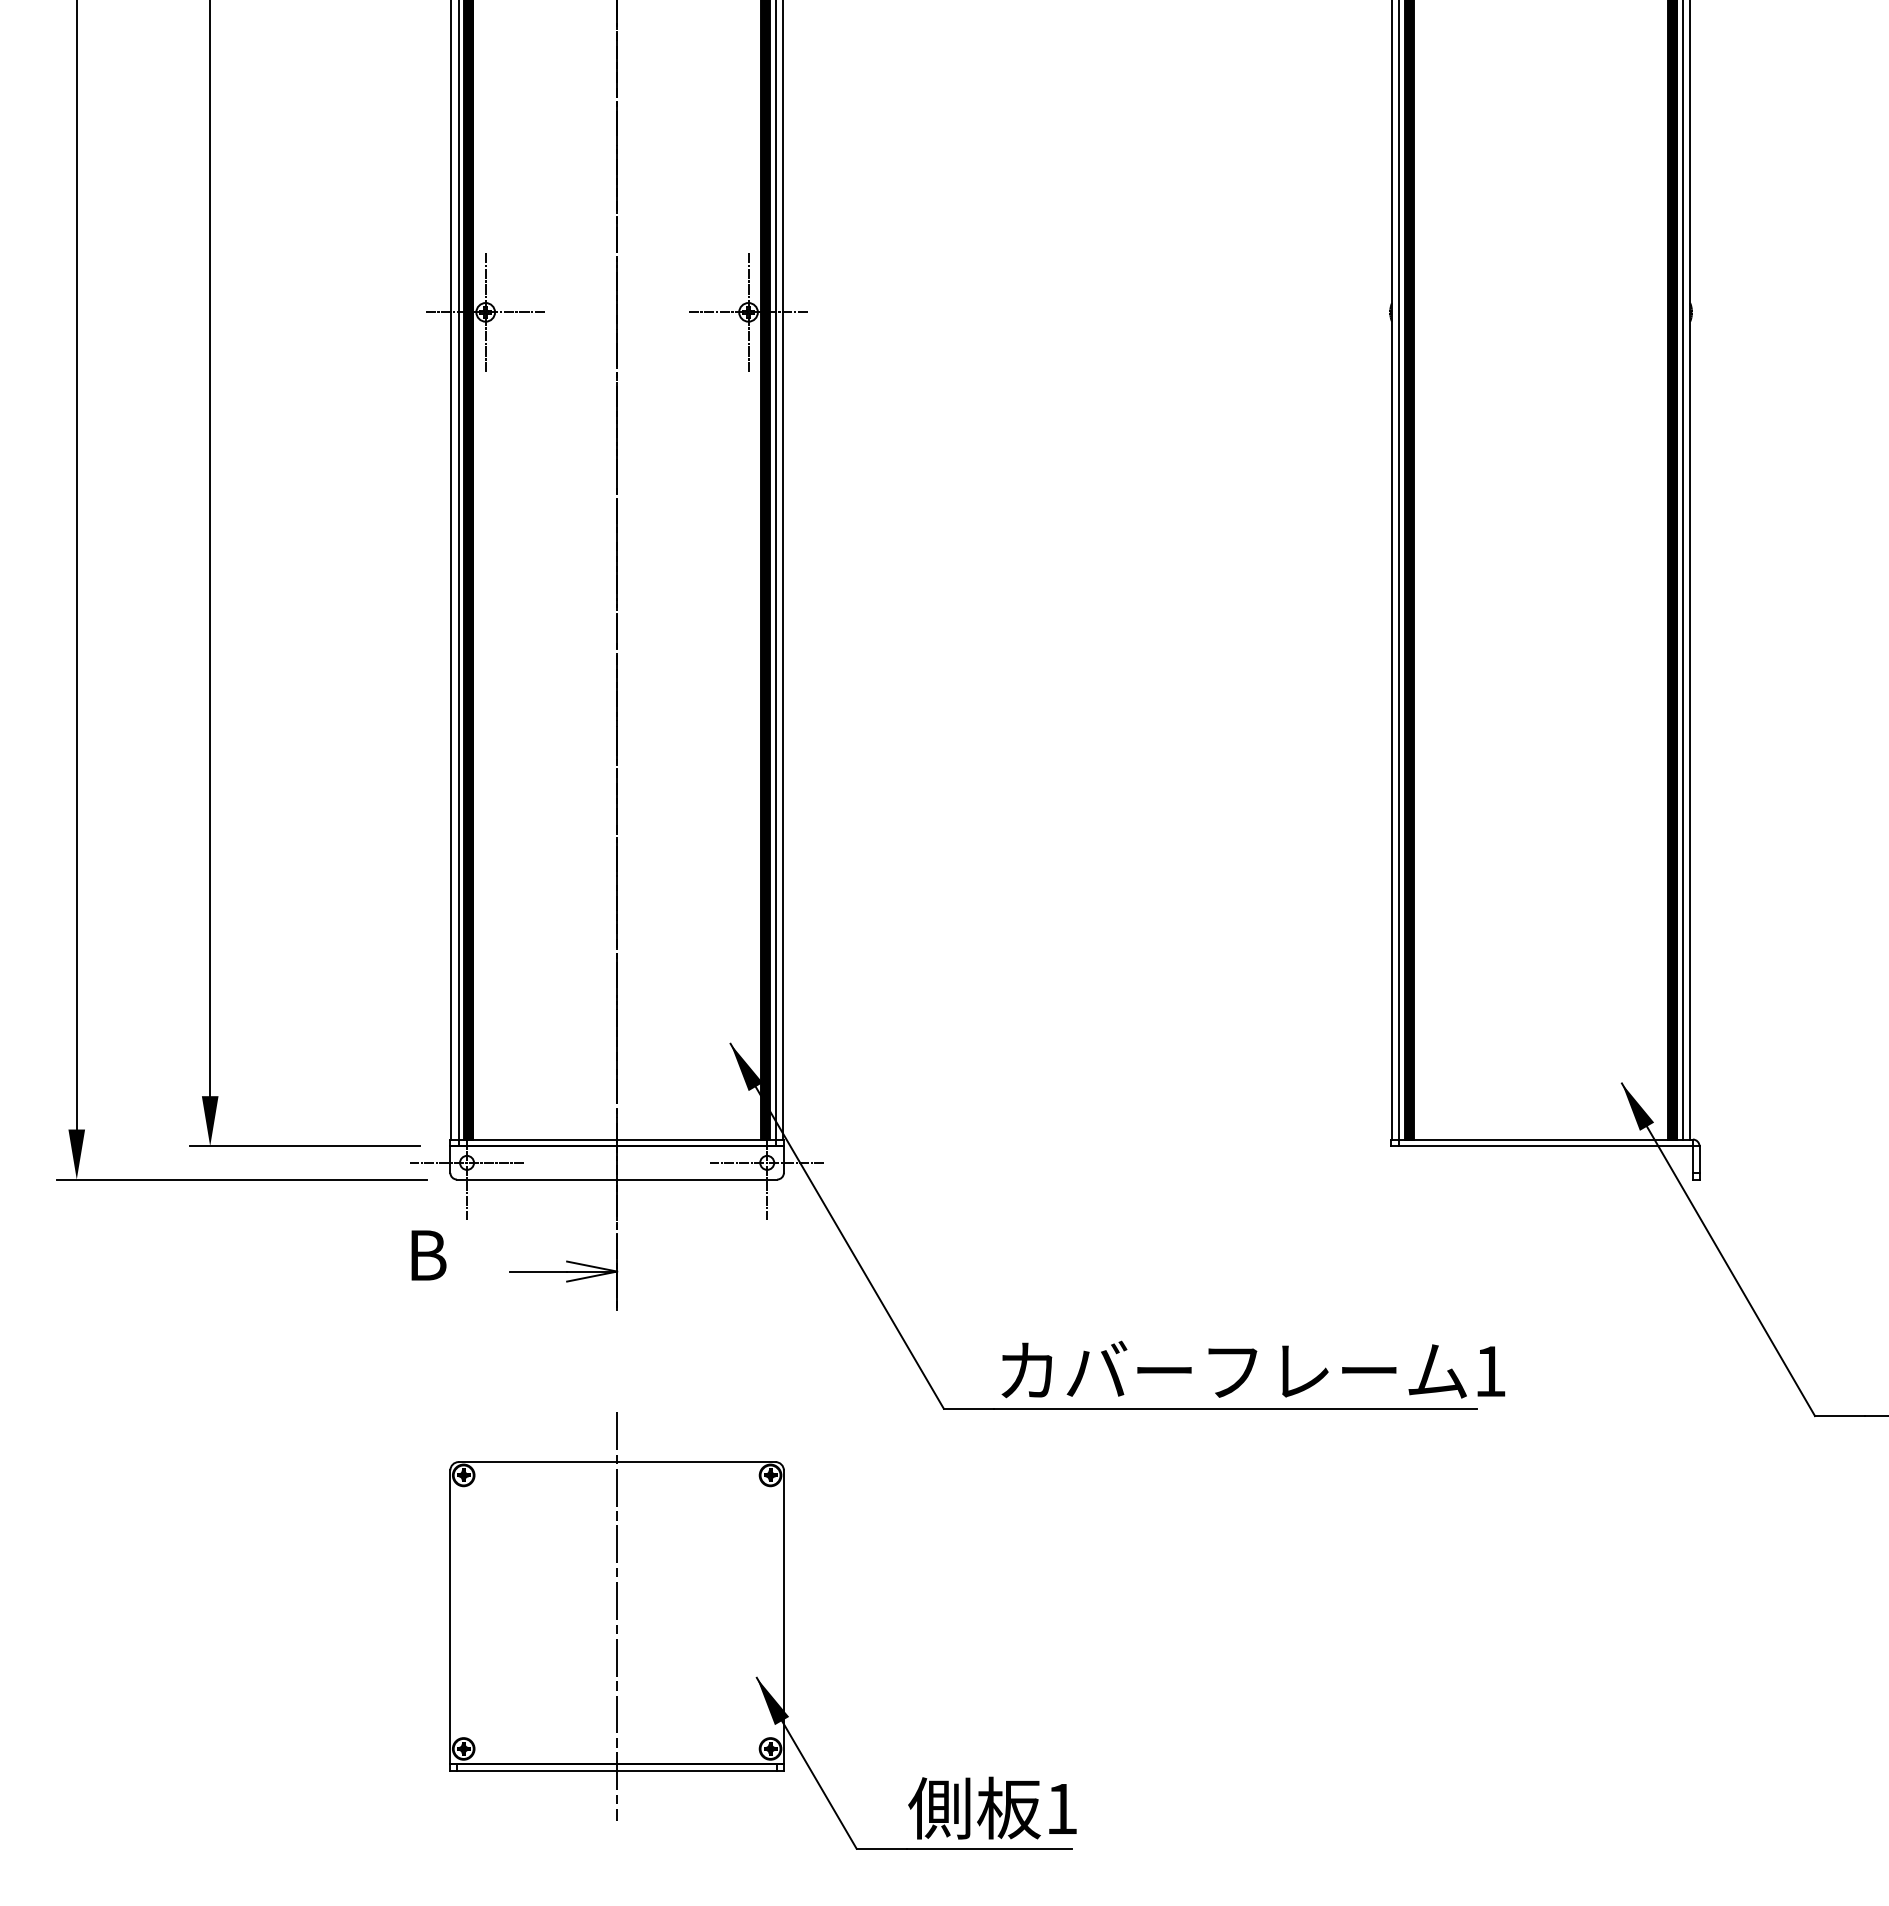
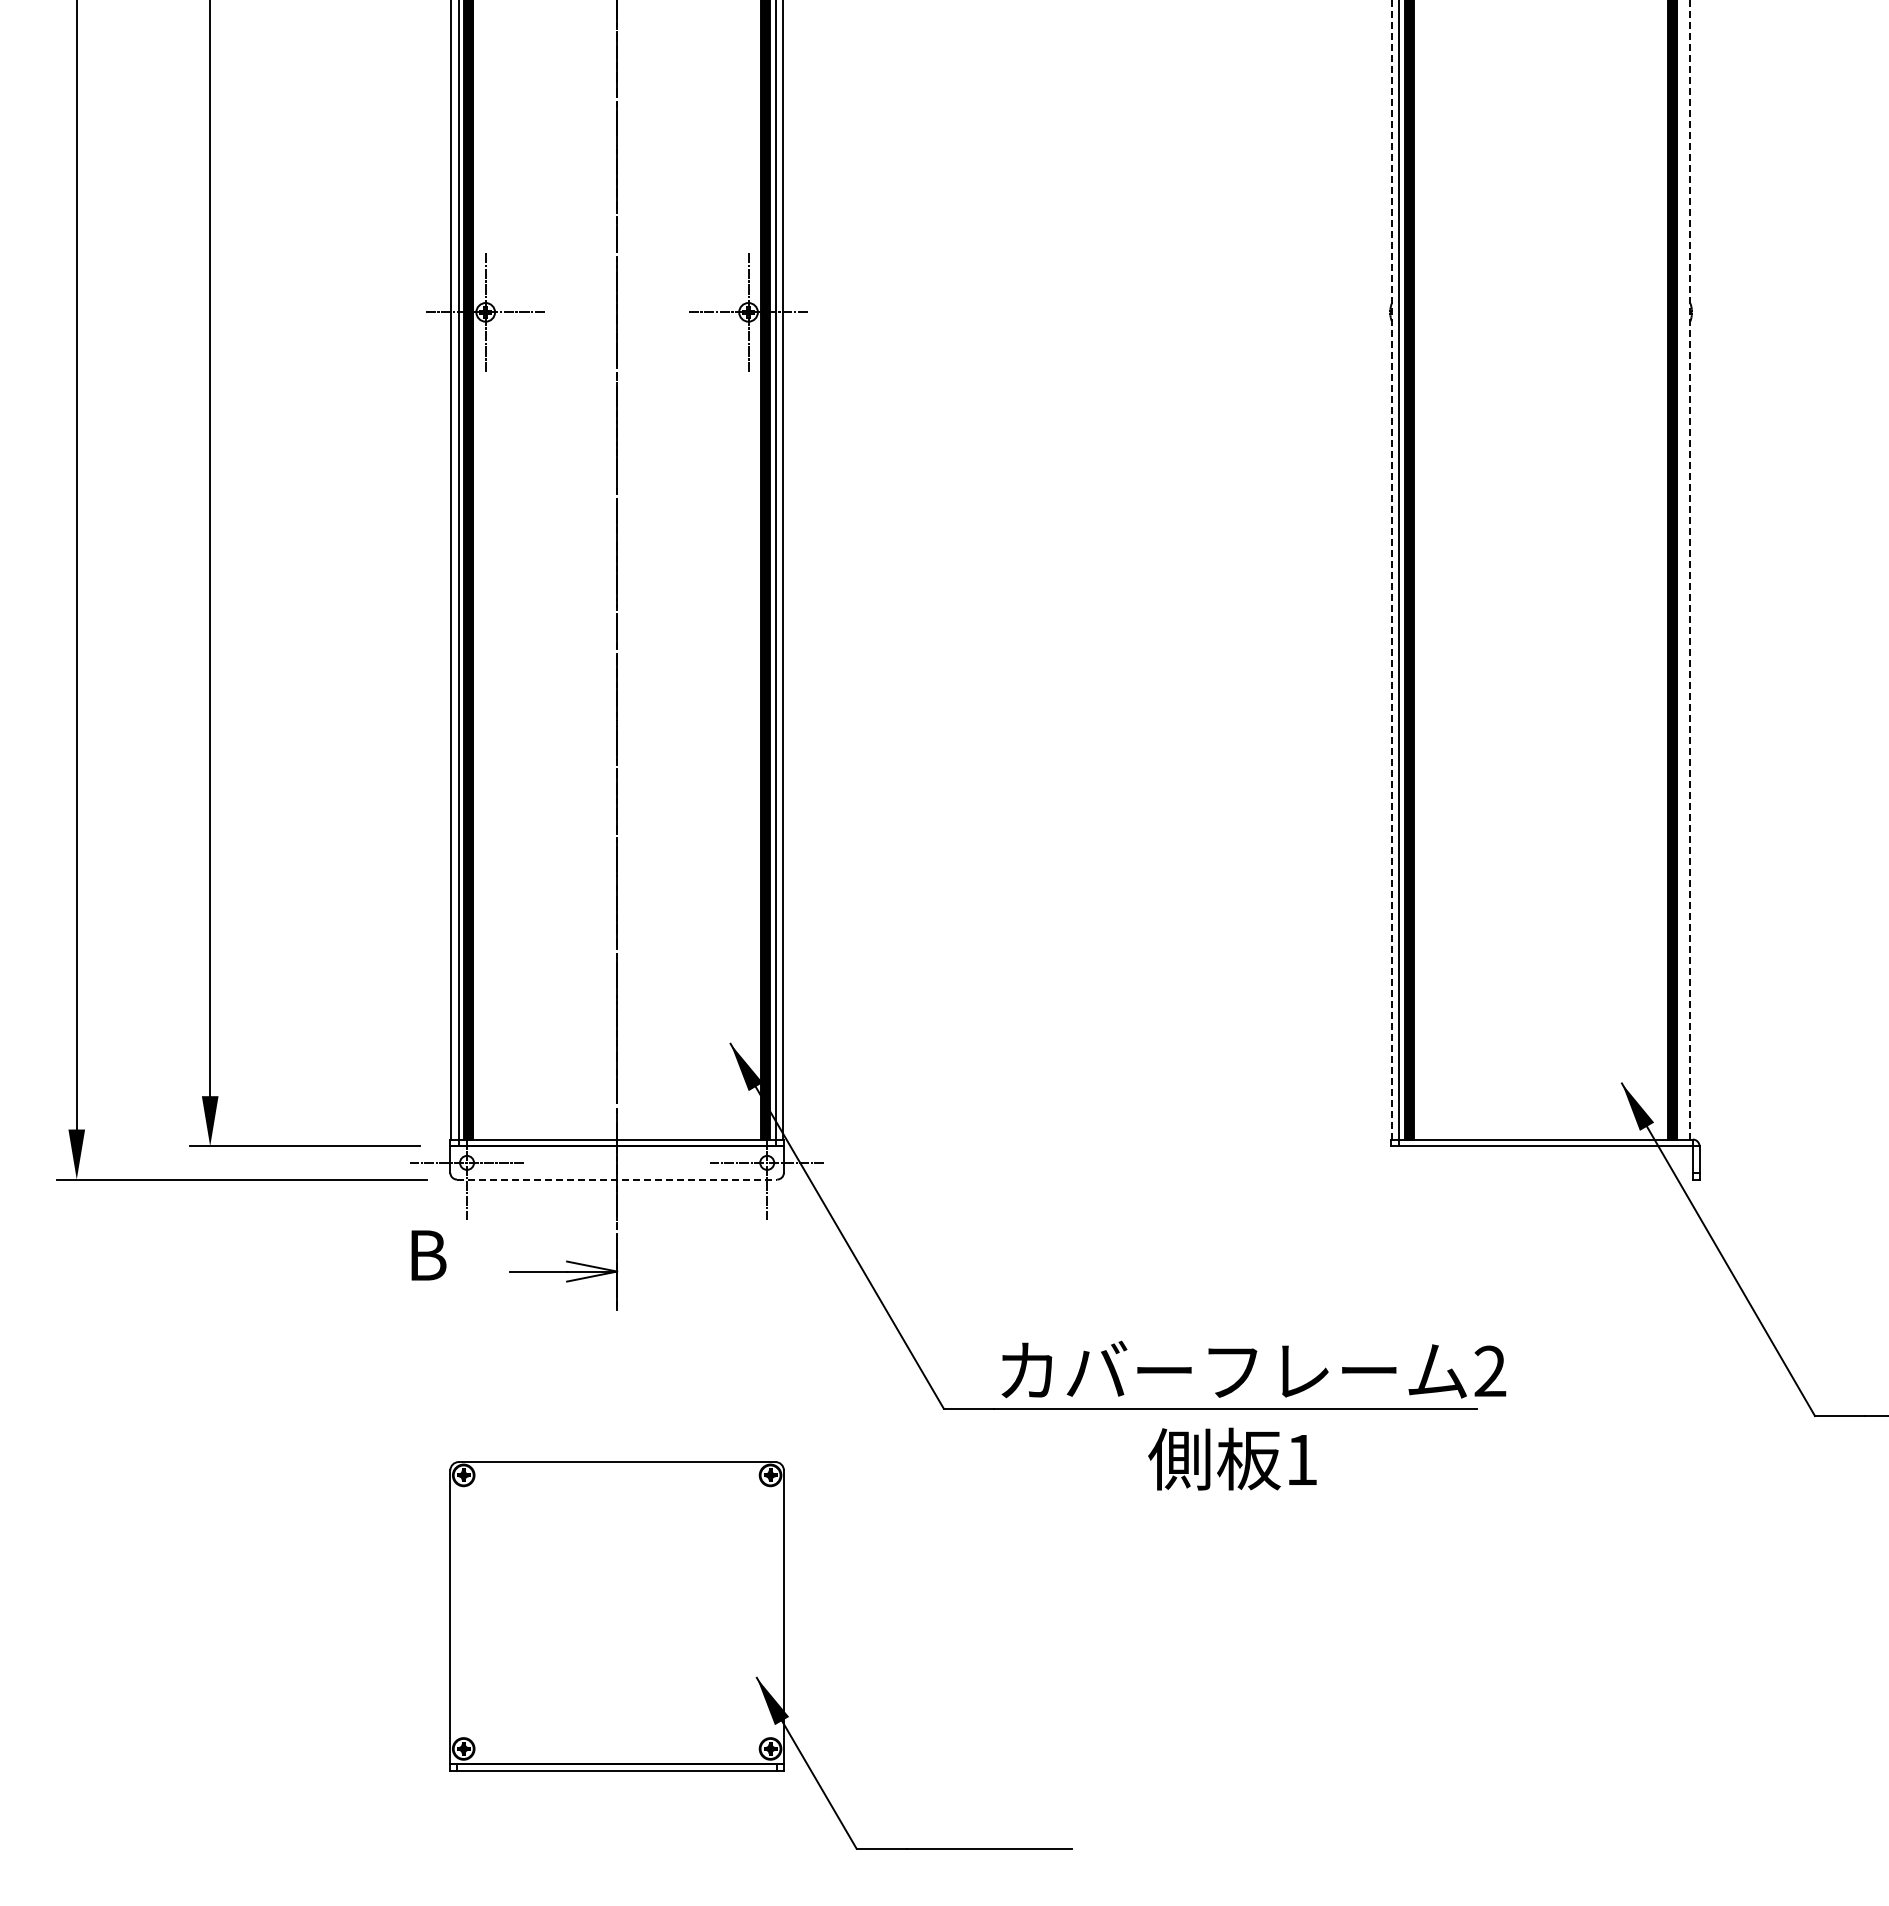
line: solid -> dashed (1392, 569)
line: solid -> dashed (1690, 569)
line: present -> none (1682, 570)
line: solid -> dashed (617, 1179)
text: 1 -> 2 (1490, 1370)
line: present -> none (617, 1616)
text position: (992, 1807) -> (1232, 1458) (1232, 1458)
